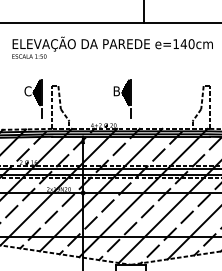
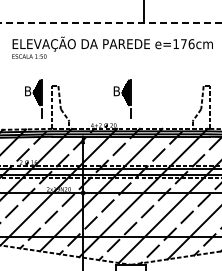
line: solid -> dashed (110, 23)
text: e=140cm -> e=176cm (187, 43)
text: C -> B (27, 91)
